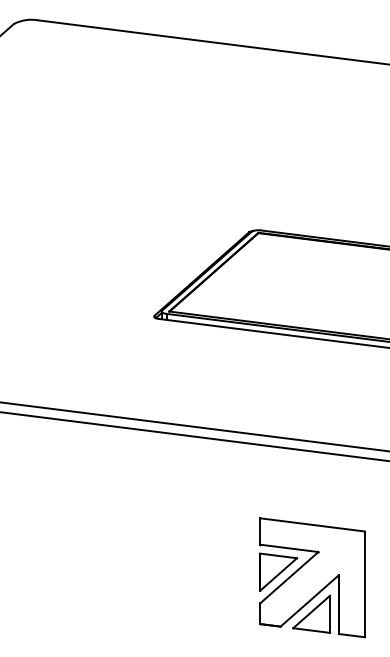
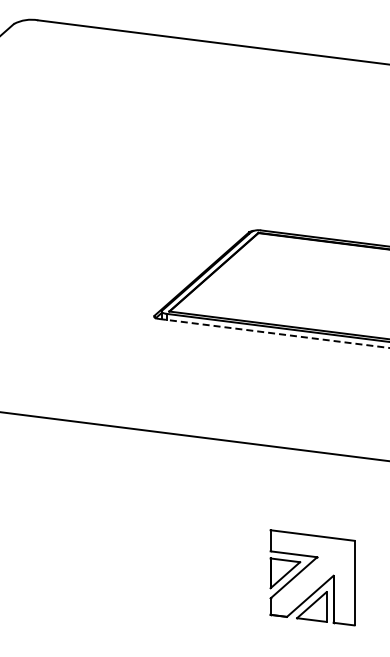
line: solid -> dashed (274, 333)
line: present -> none (194, 426)
part size: 107x122 px -> 87x98 px (312, 577)
